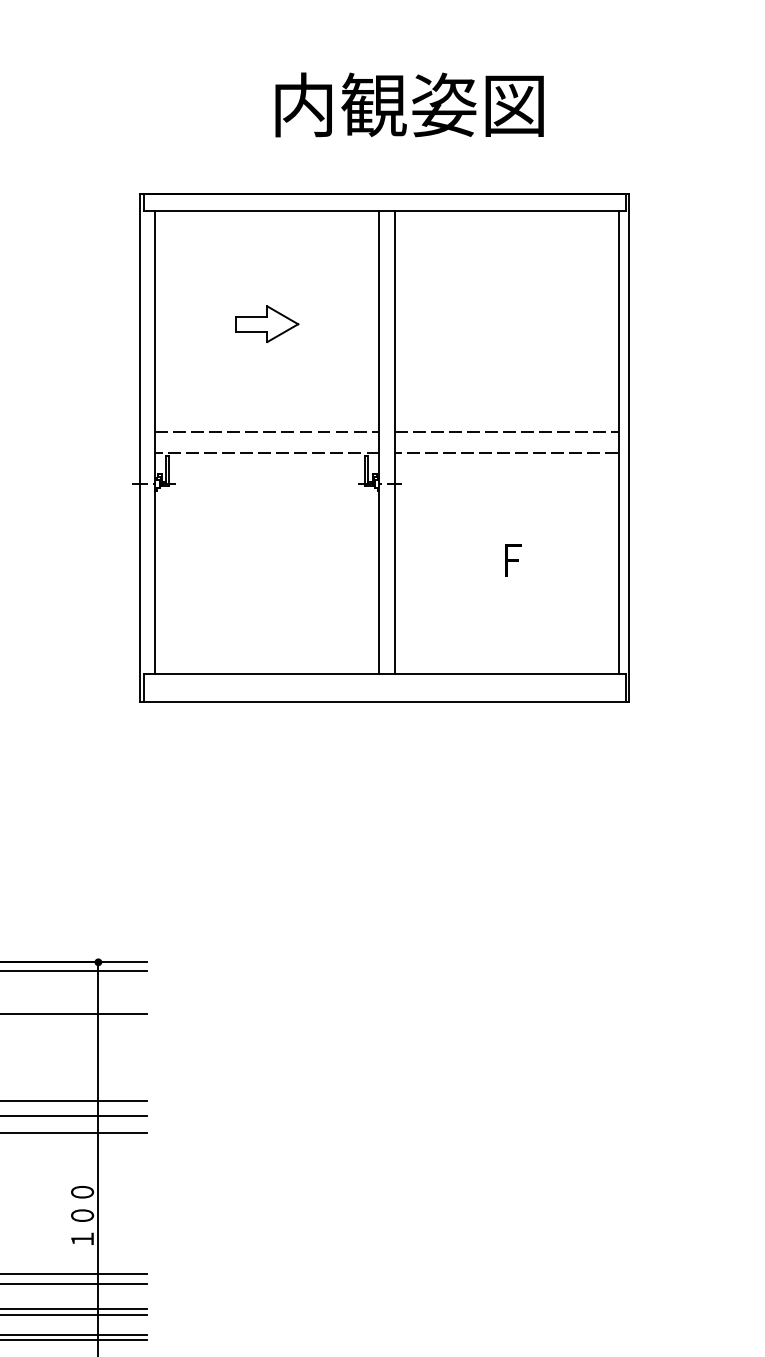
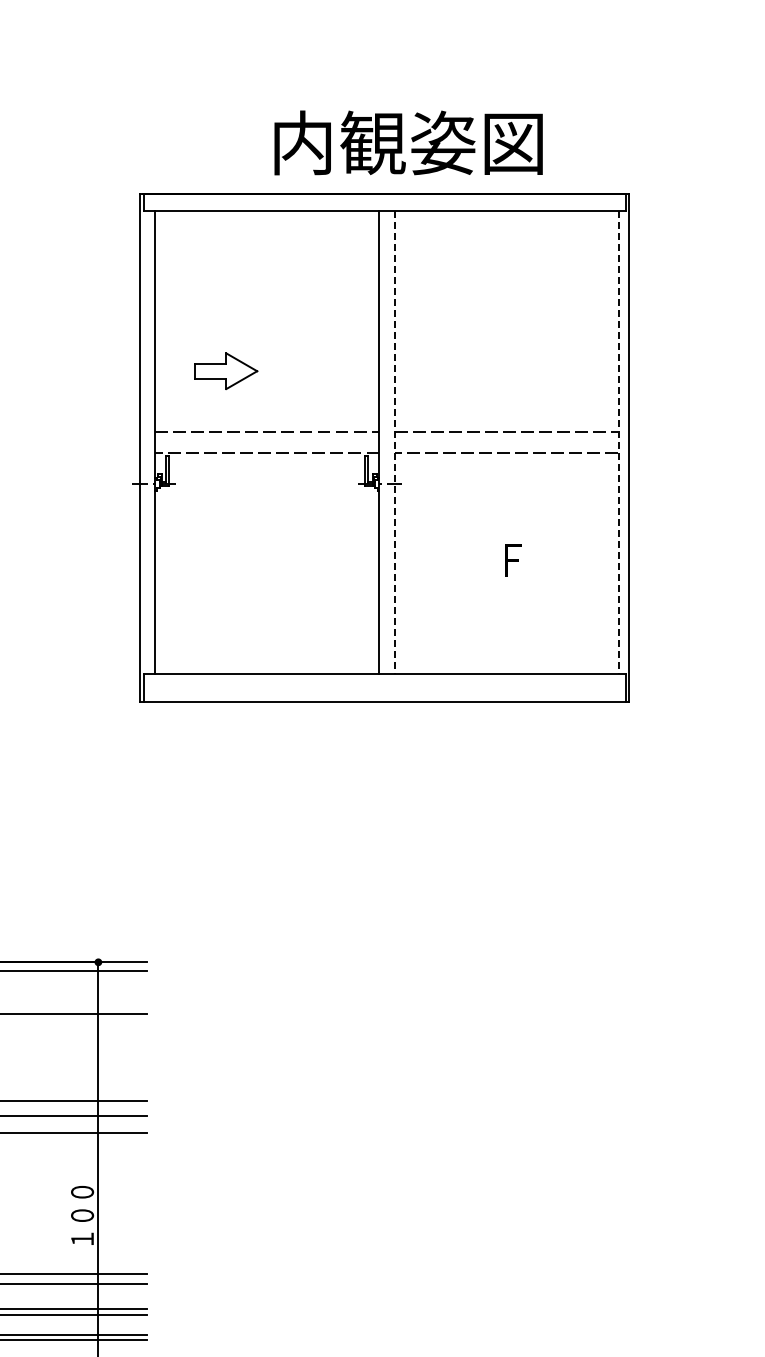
text position: (409, 104) -> (408, 142) (408, 142)
part position: (267, 324) -> (226, 371) (226, 371)
line: solid -> dashed (394, 442)
line: solid -> dashed (619, 442)
